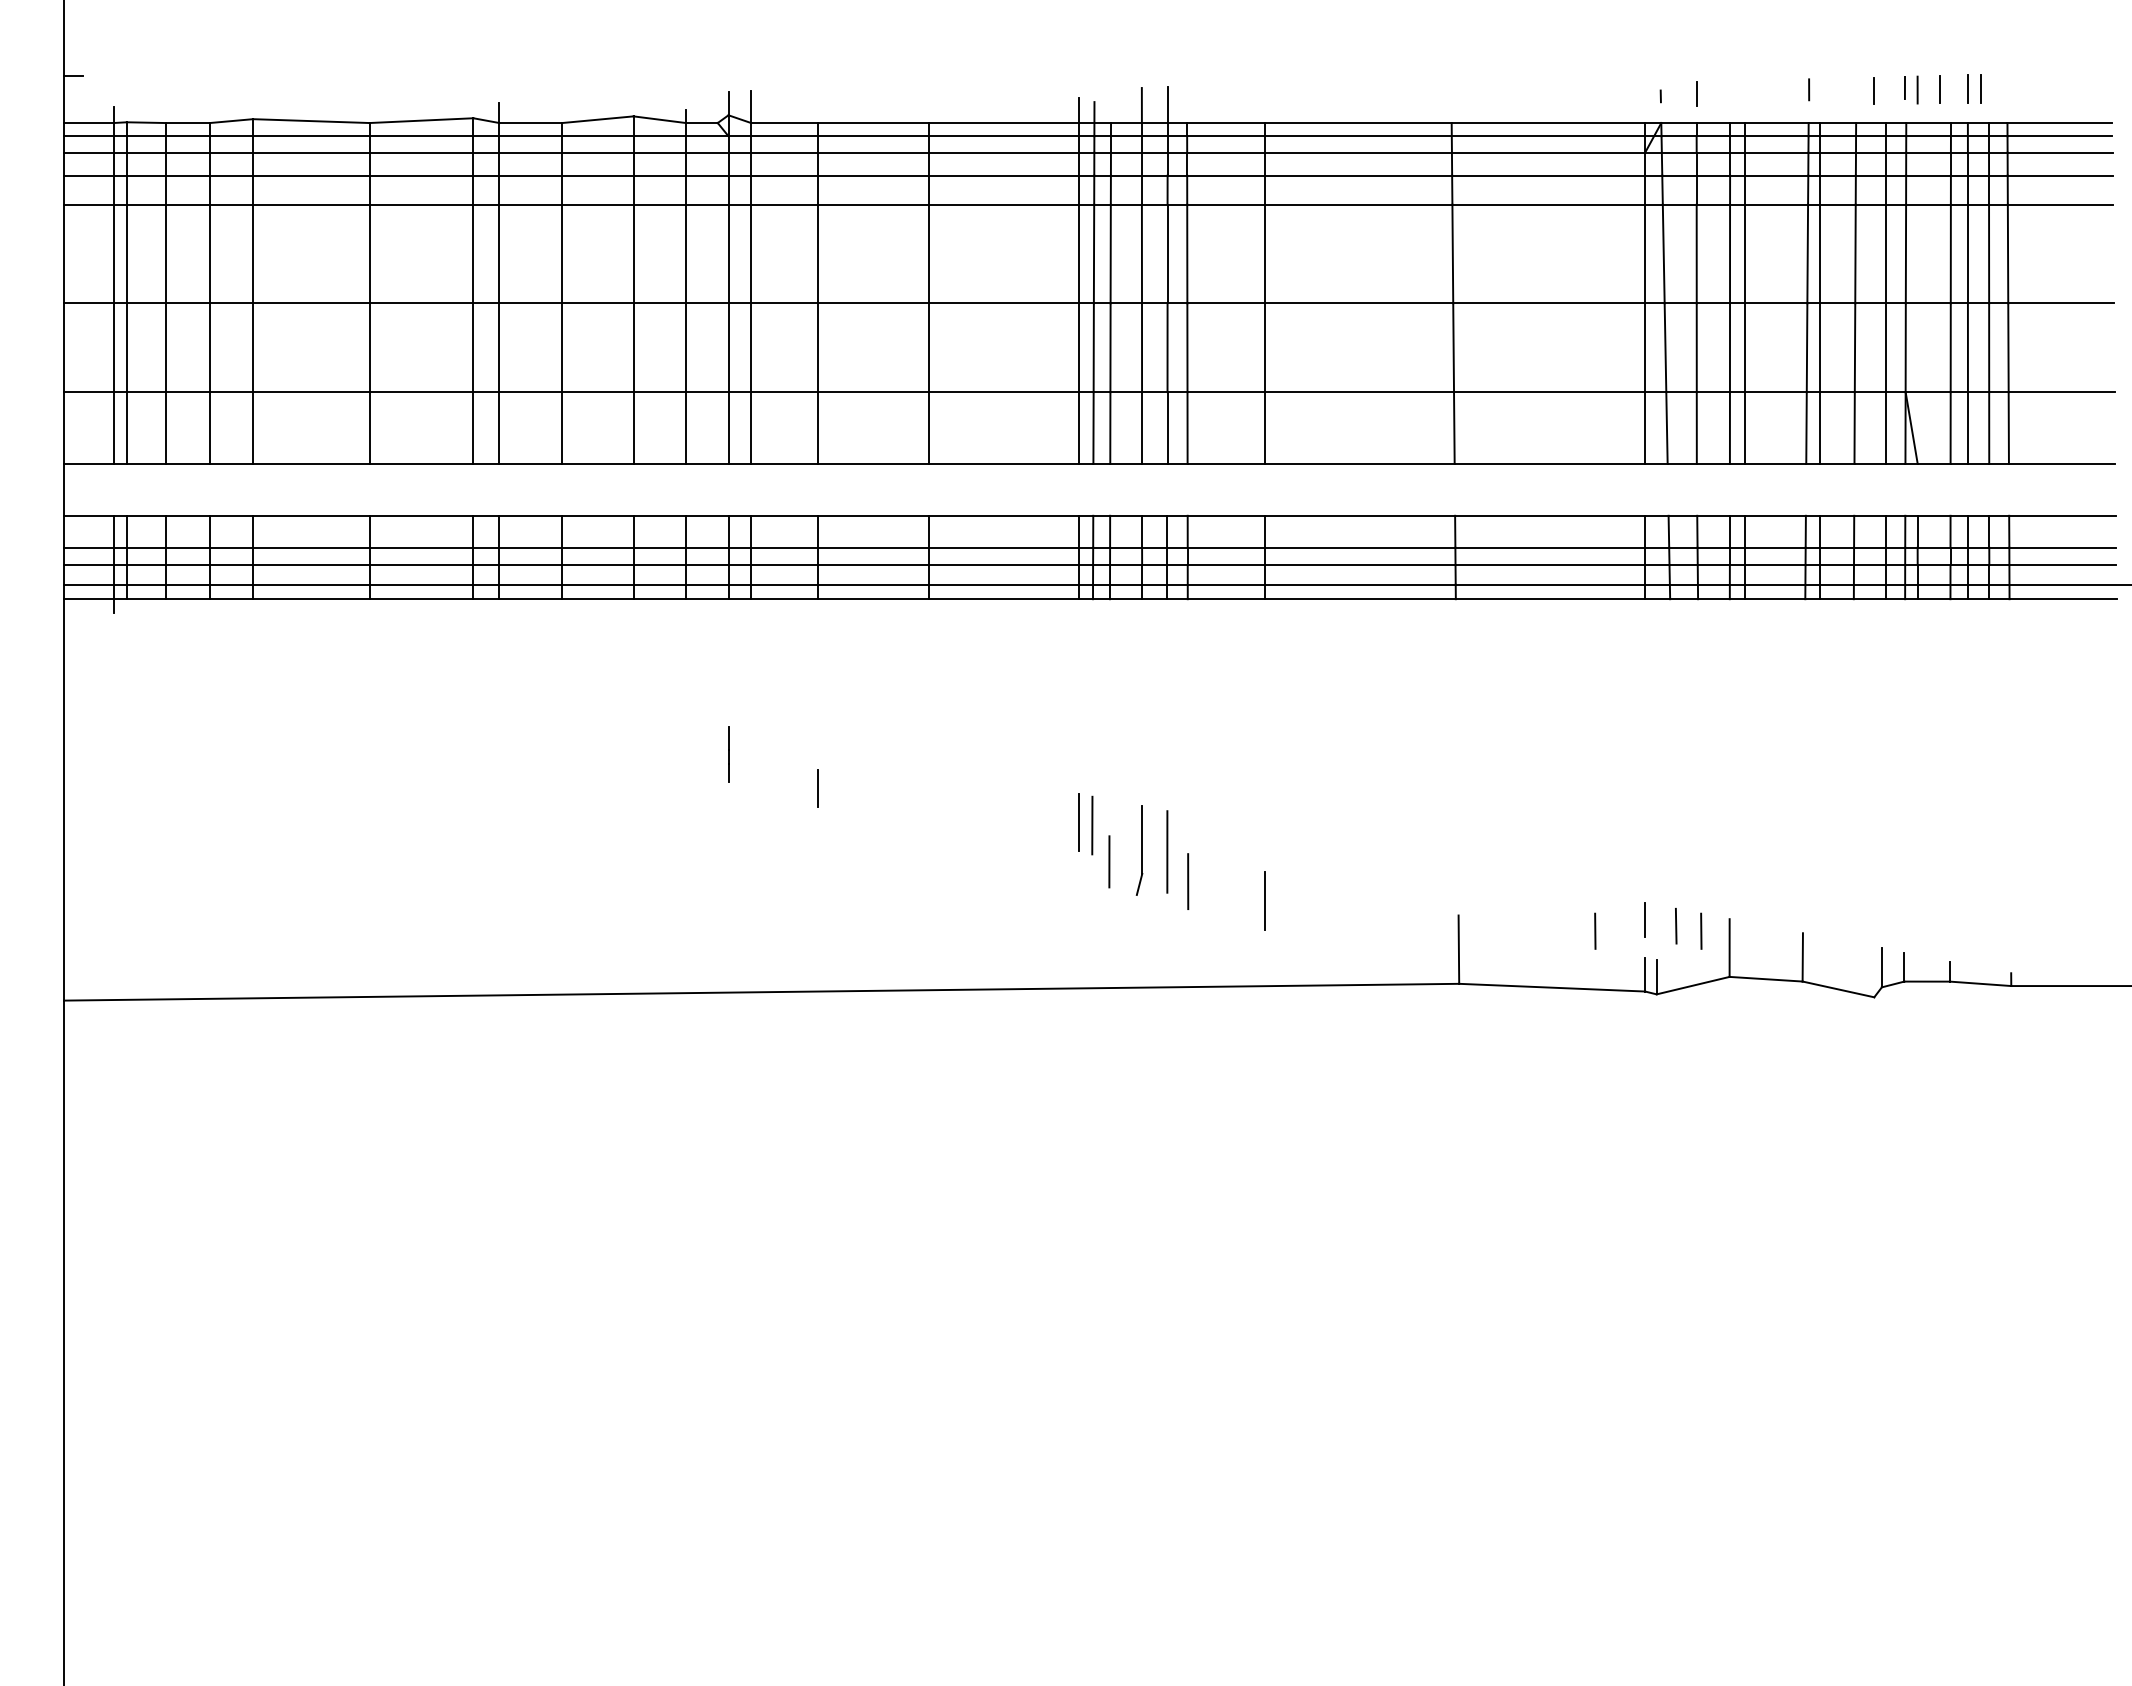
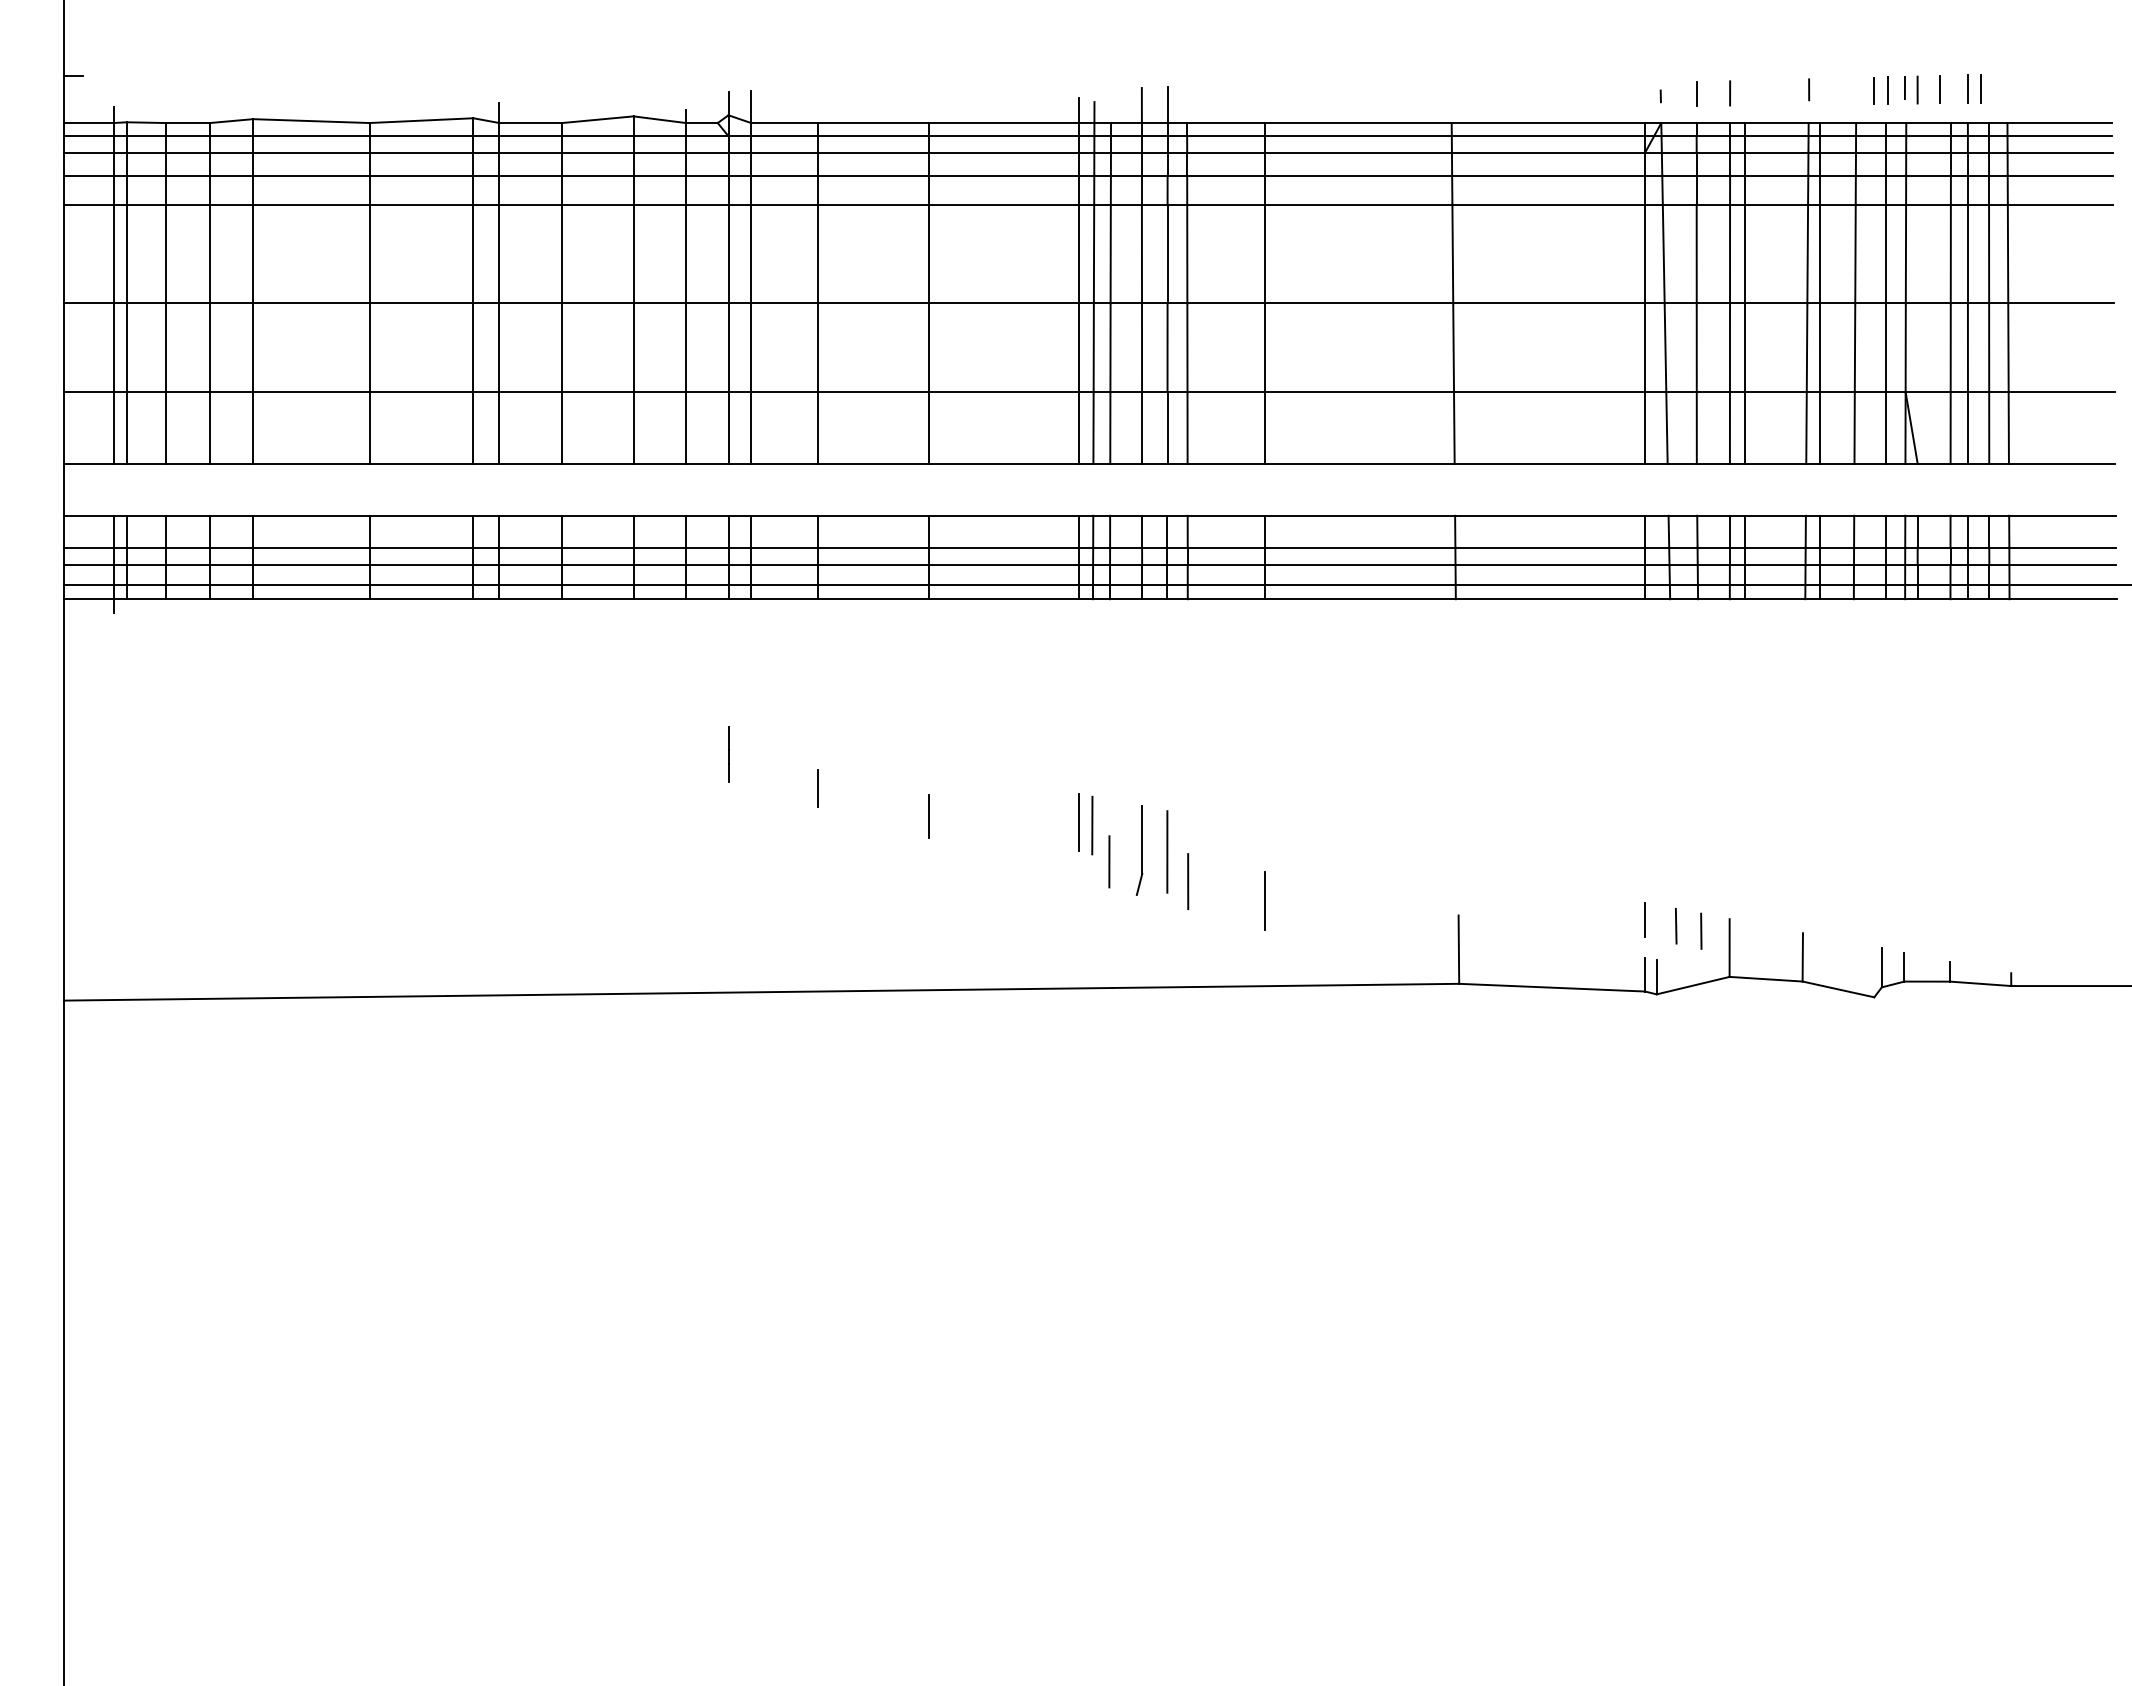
line: none -> present (1888, 90)
line: none -> present (1730, 93)
line: none -> present (928, 816)
line: present -> none (1595, 930)
